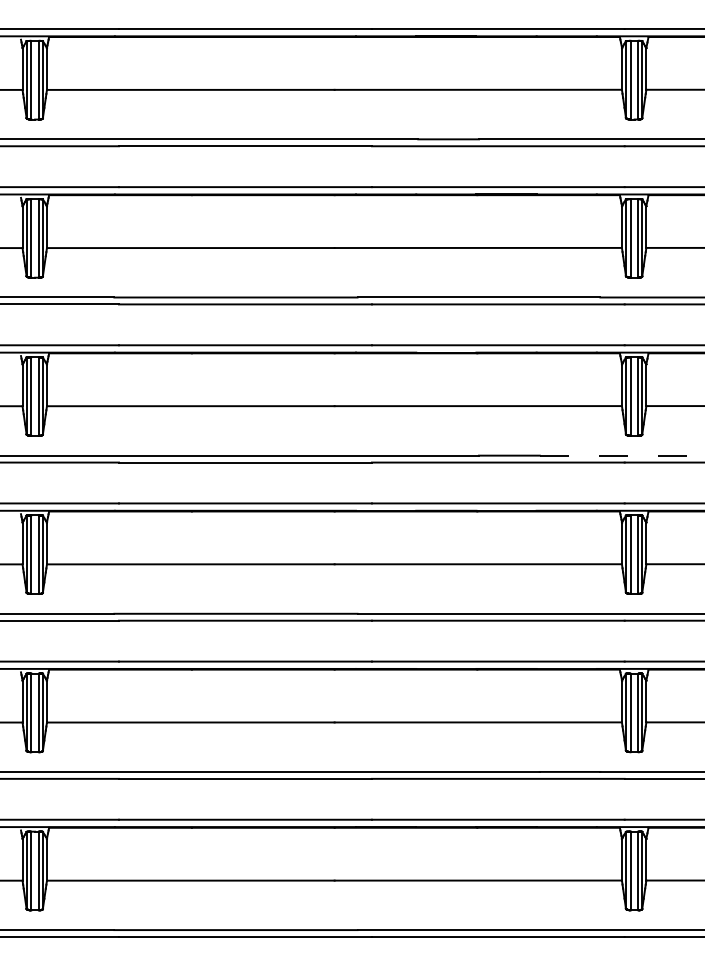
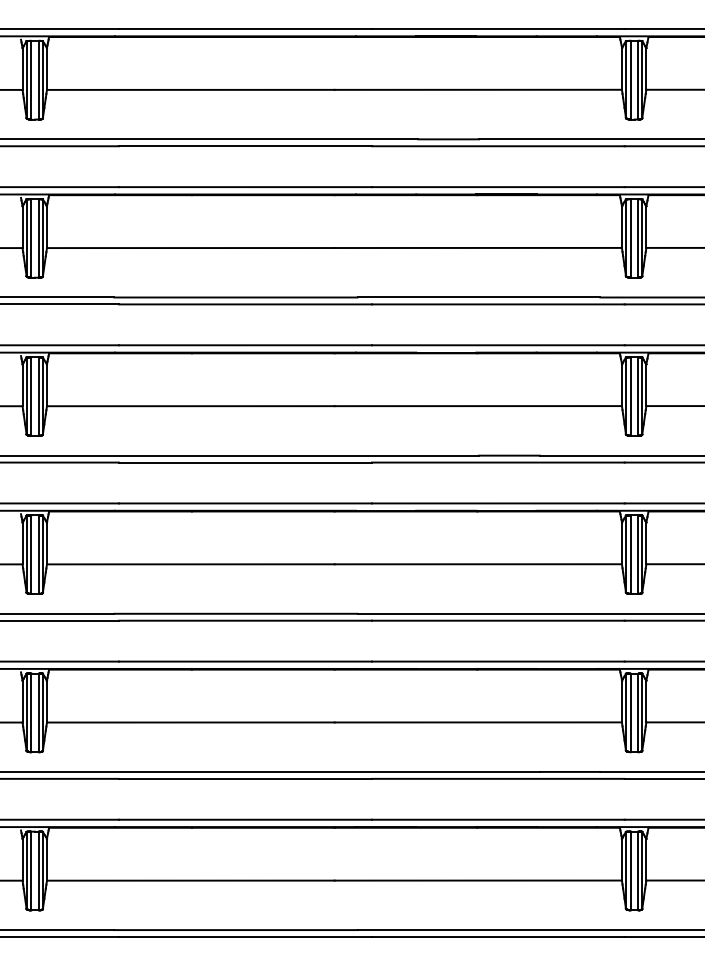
line: dashed -> solid (622, 455)
